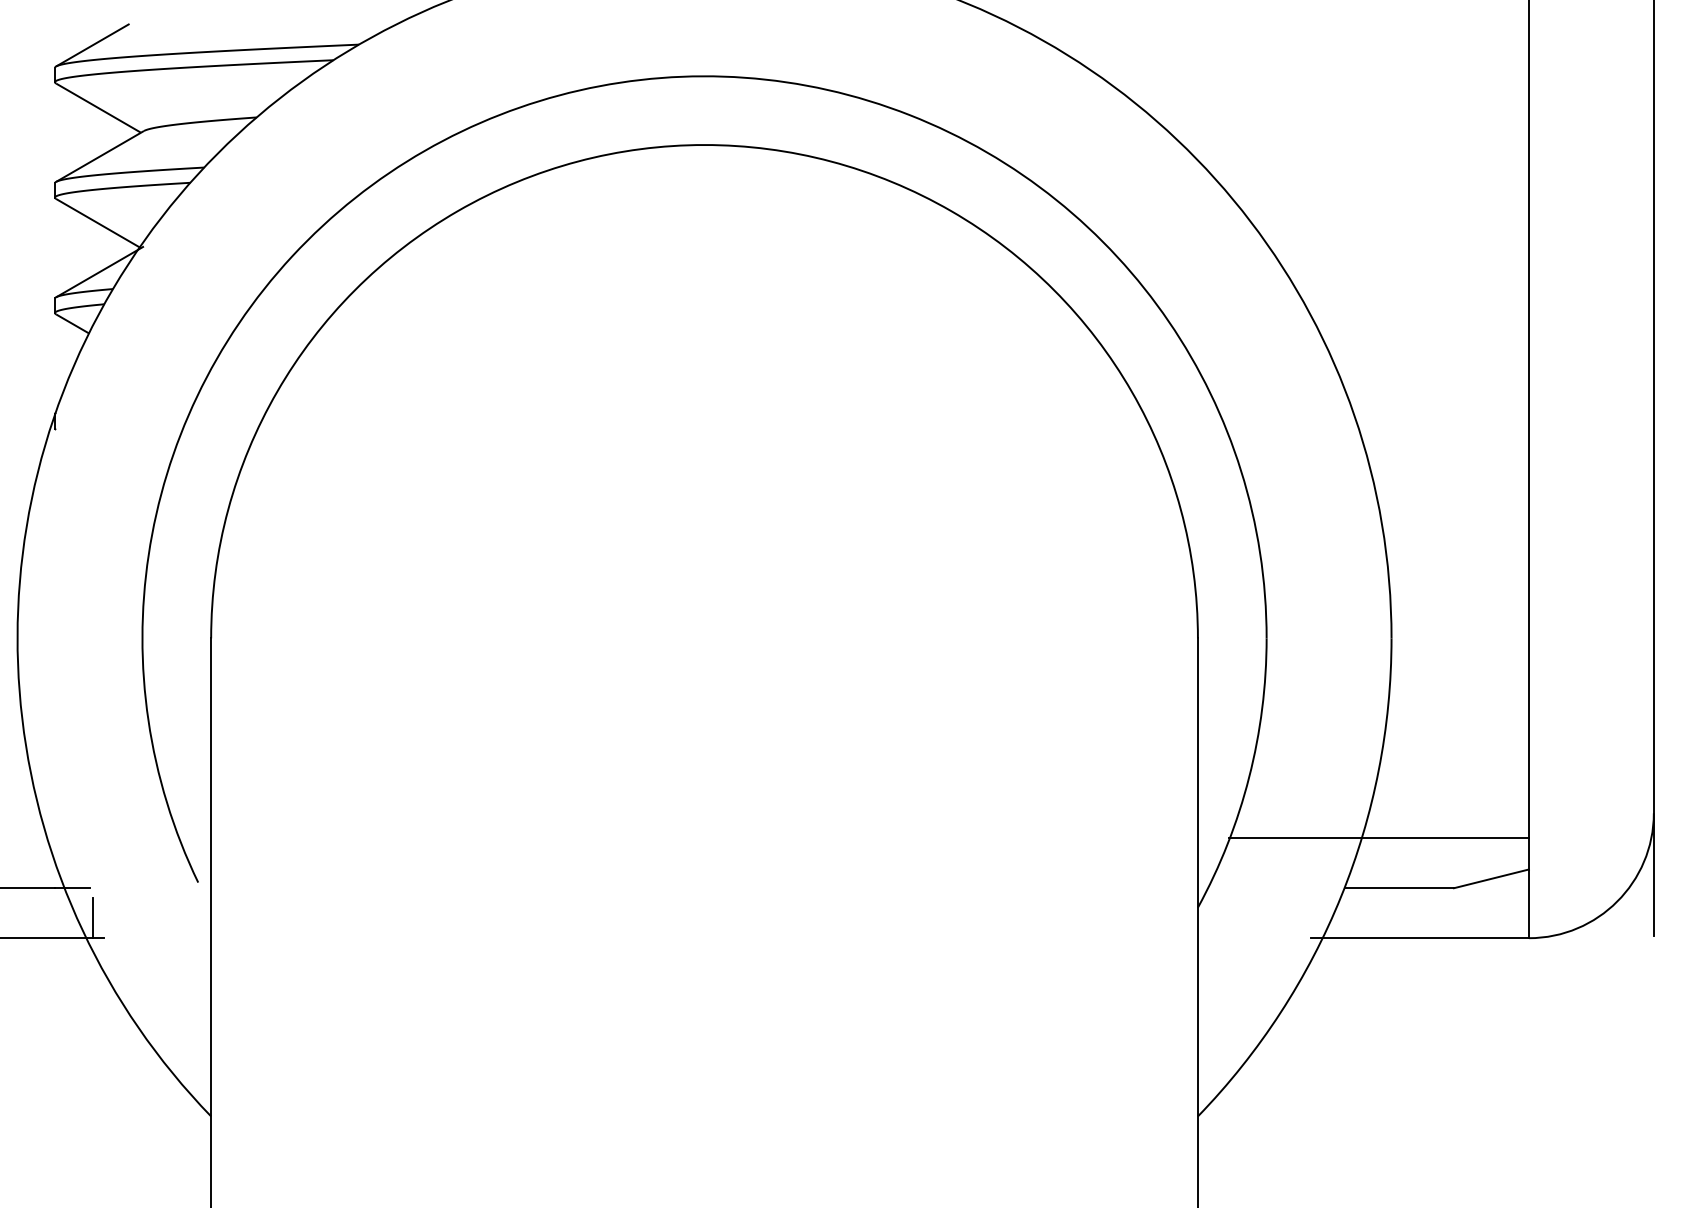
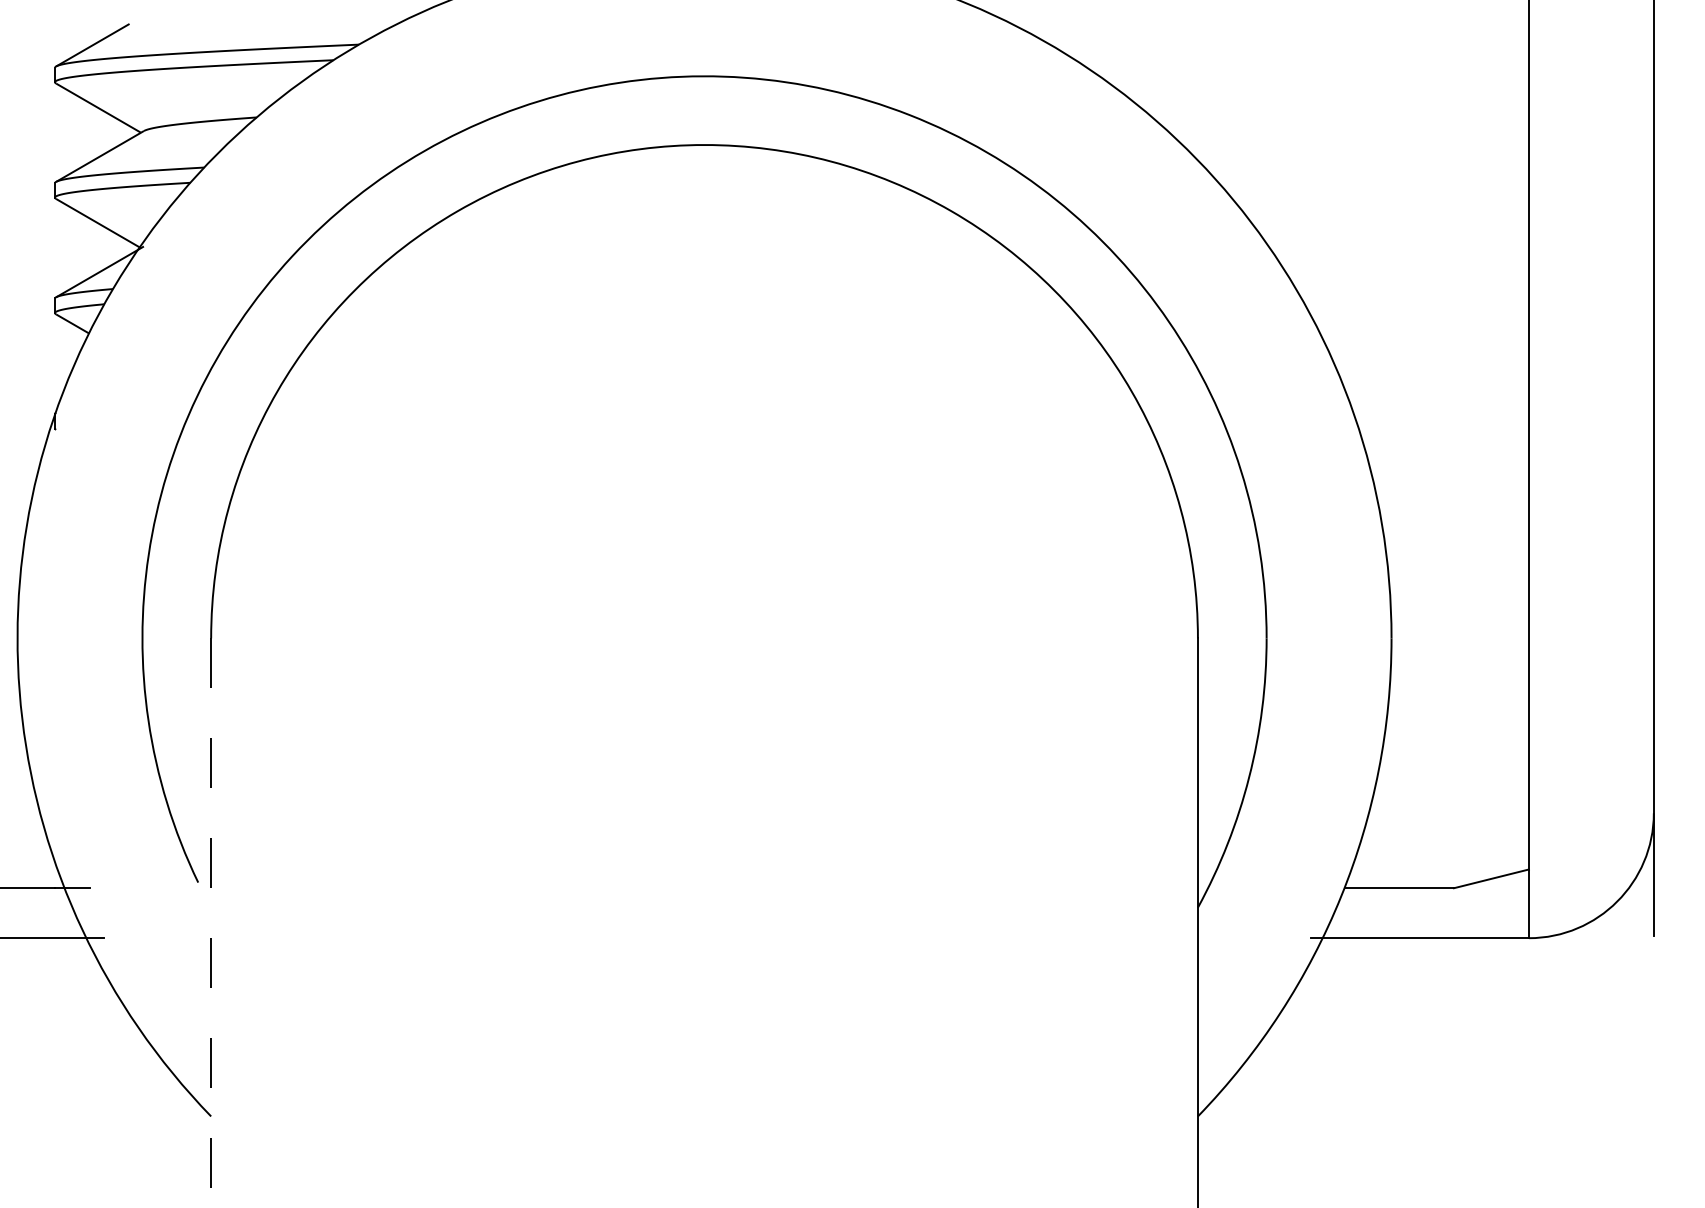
line: present -> none (1378, 838)
line: present -> none (92, 918)
line: solid -> dashed (211, 923)
